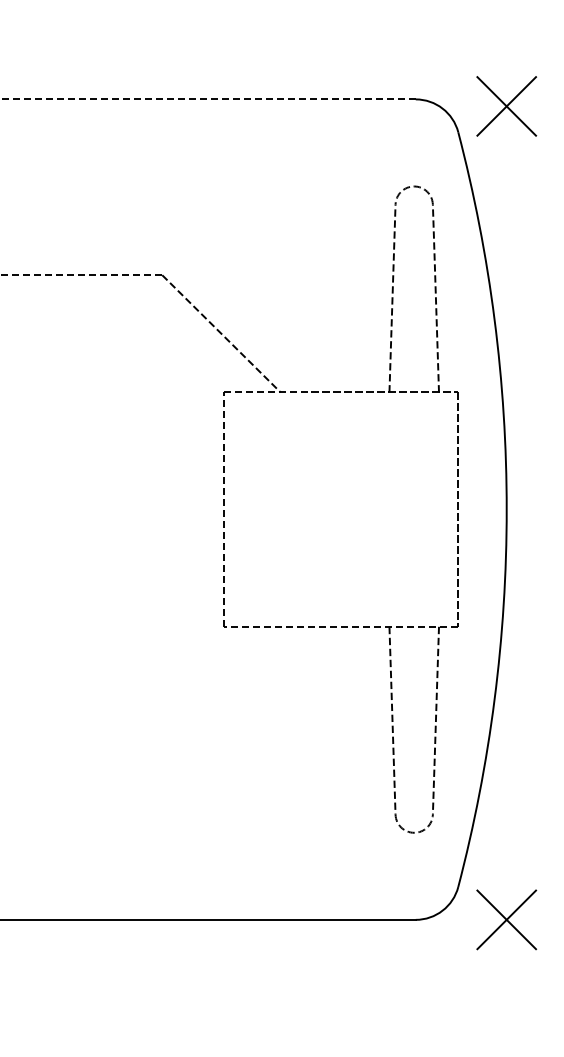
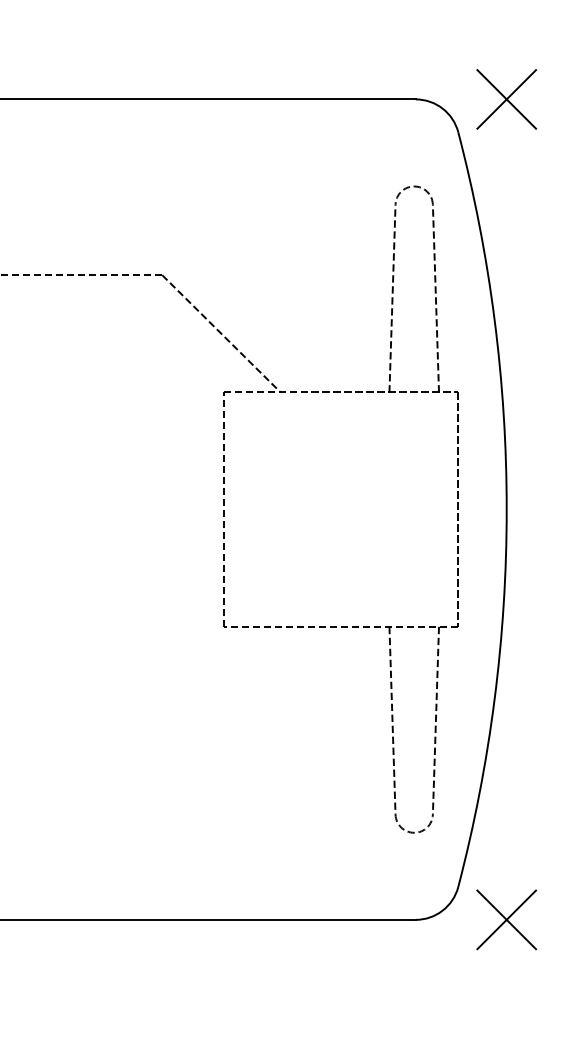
line: dashed -> solid (207, 99)
part position: (506, 106) -> (506, 99) (506, 99)
